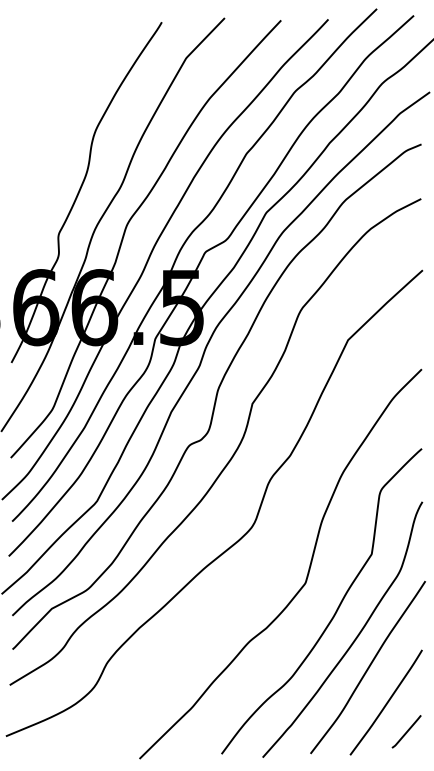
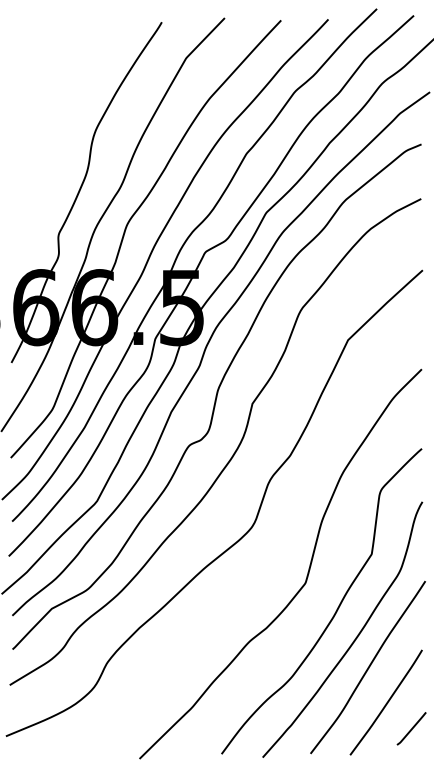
line position: (406, 731) -> (411, 728) (411, 728)
